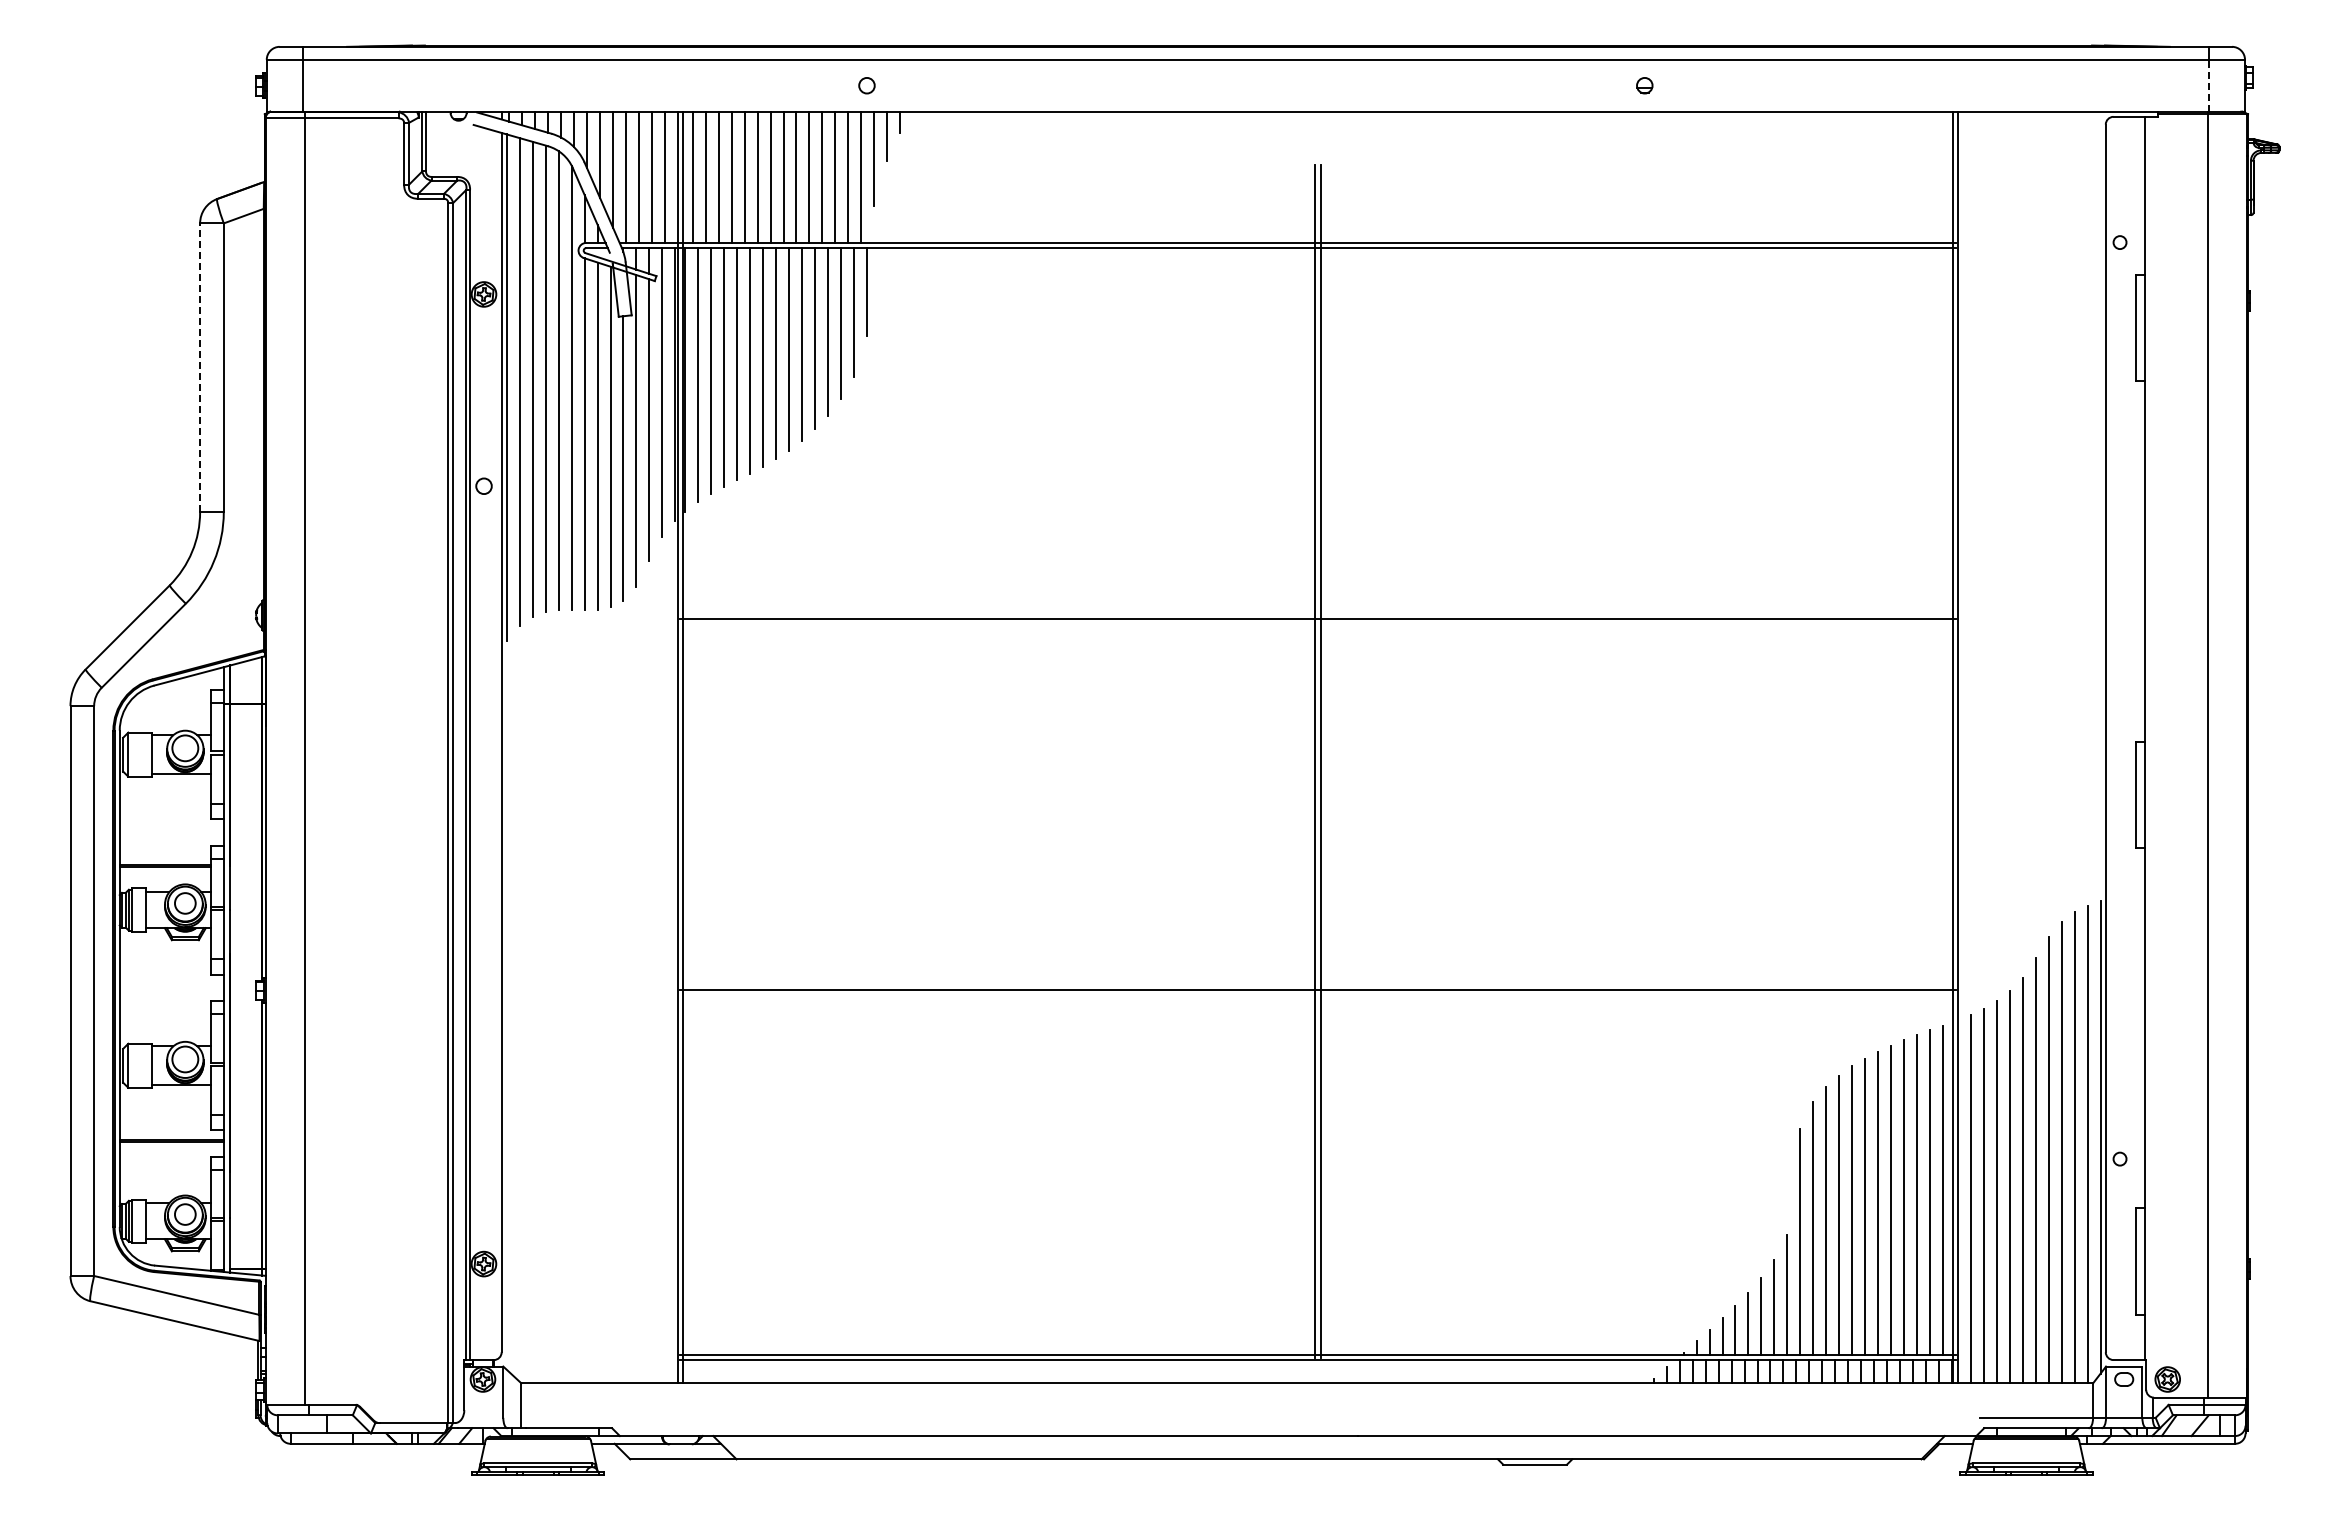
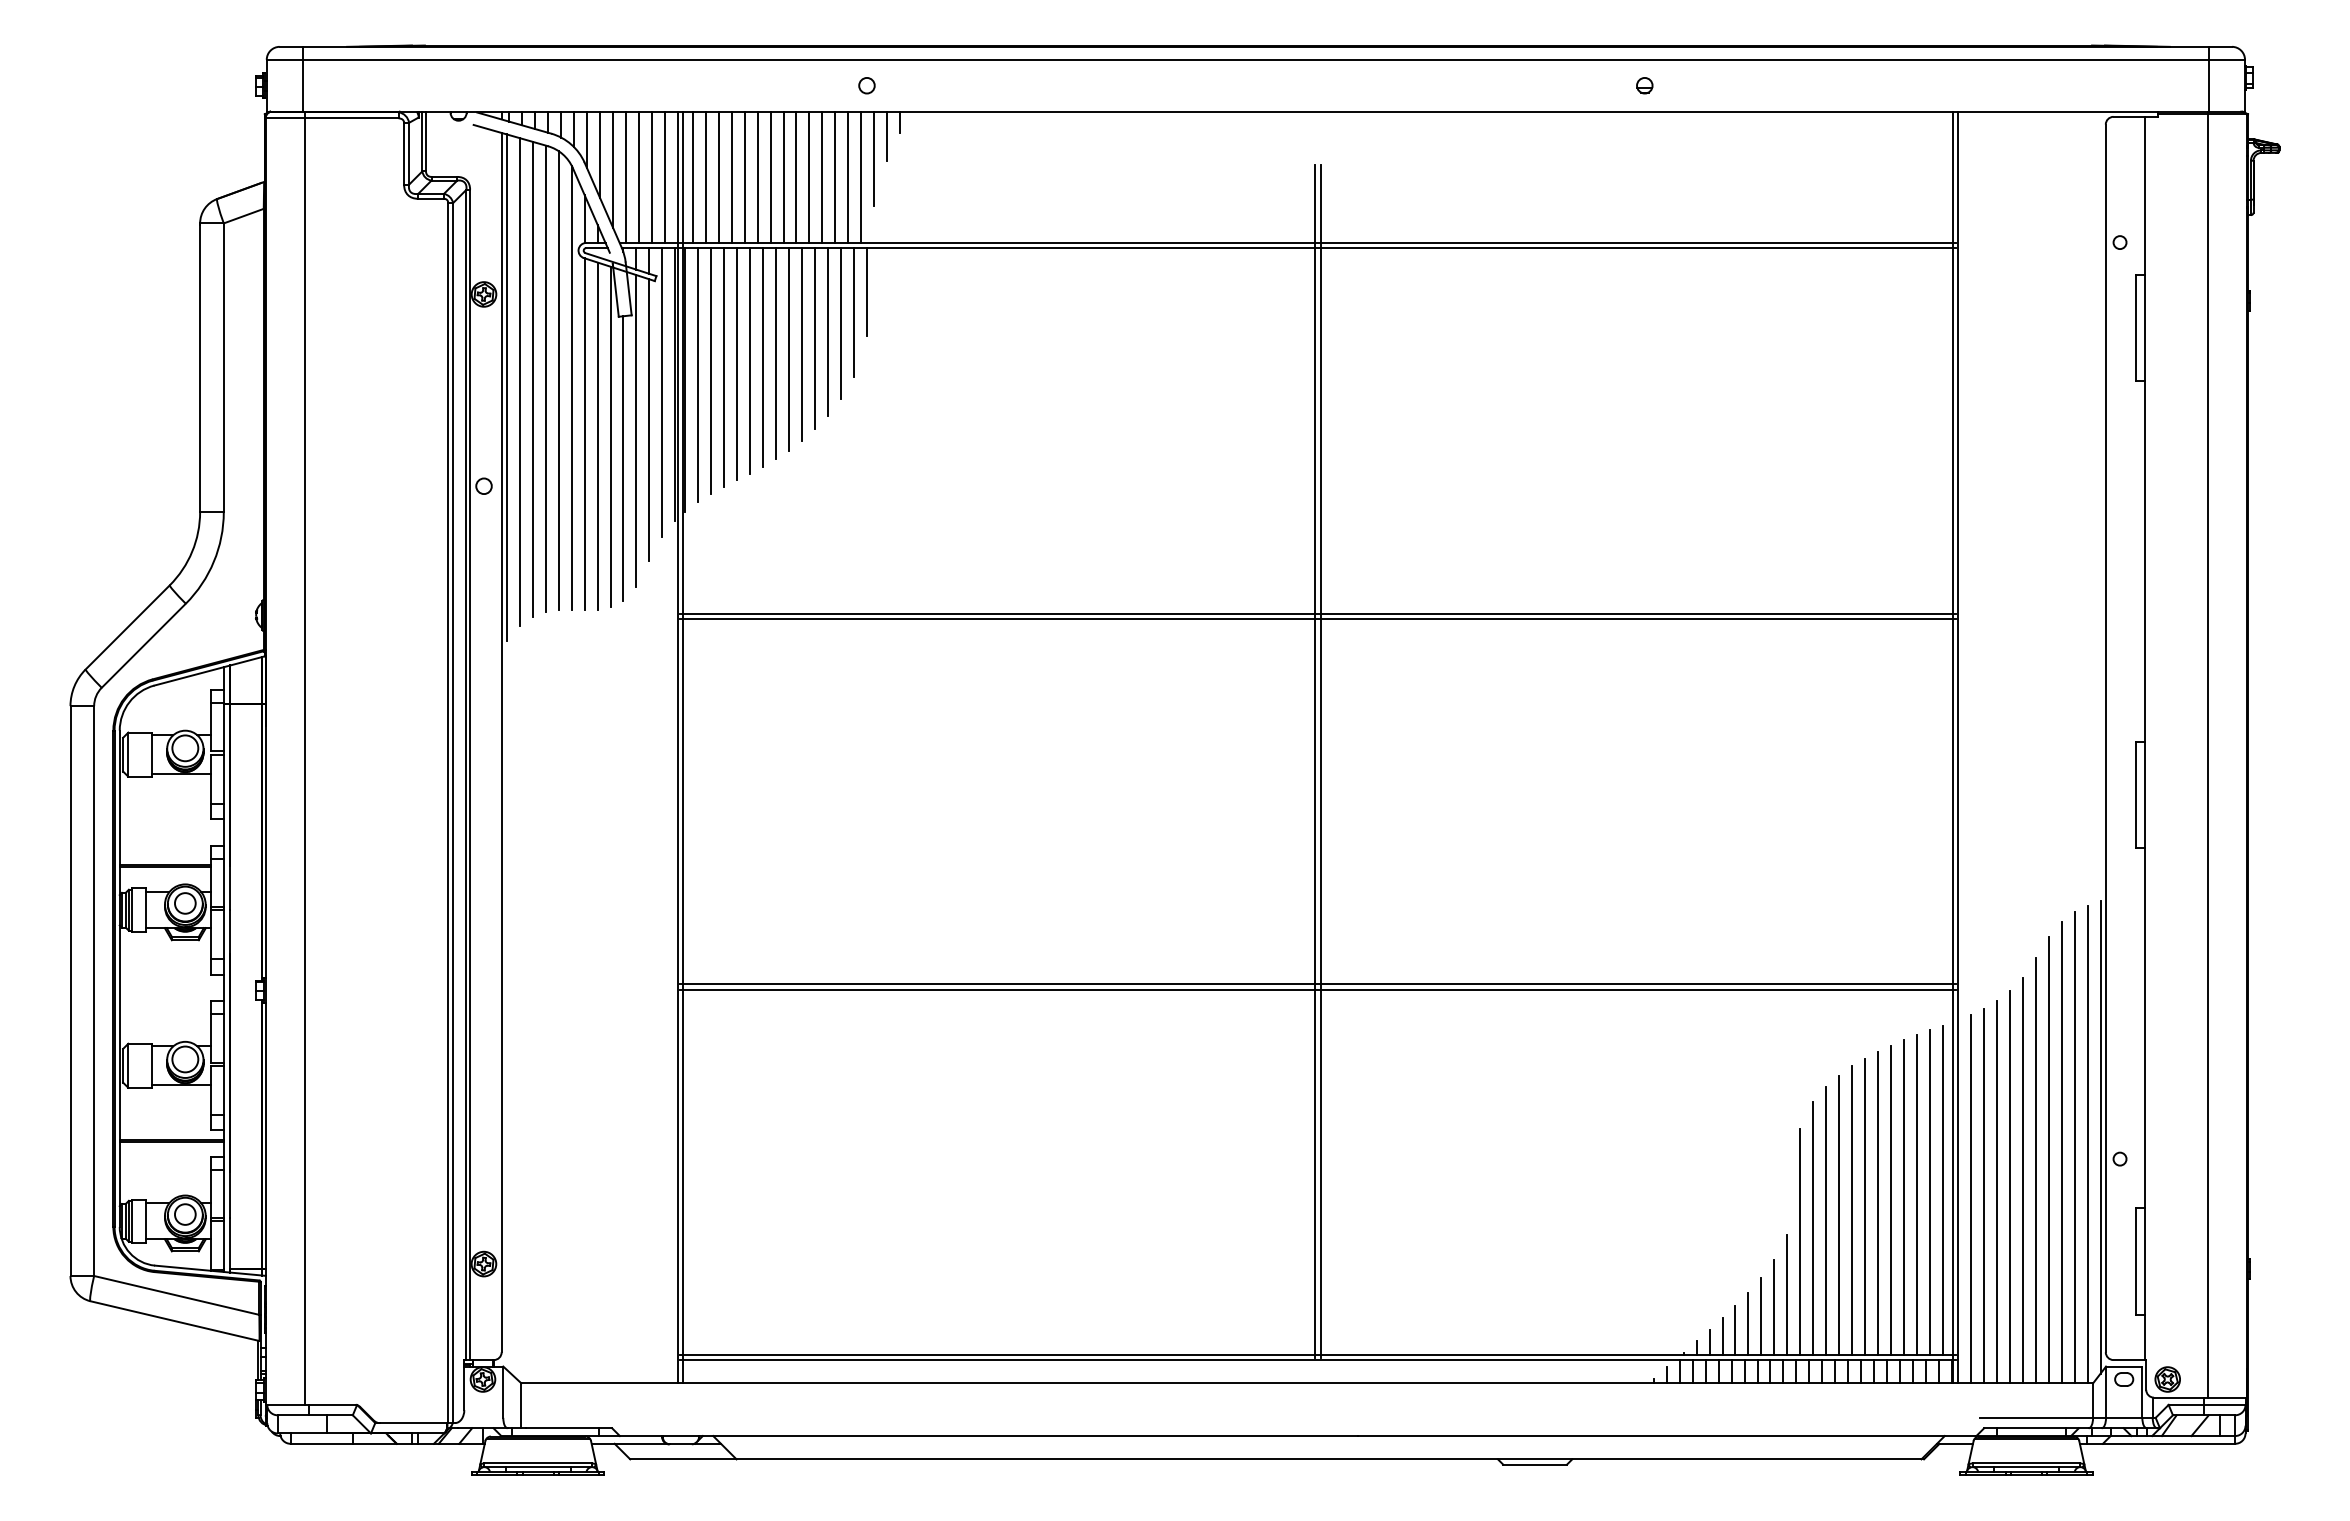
line: dashed -> solid (2208, 85)
line: dashed -> solid (200, 367)
line: none -> present (1317, 613)
line: none -> present (1317, 984)
